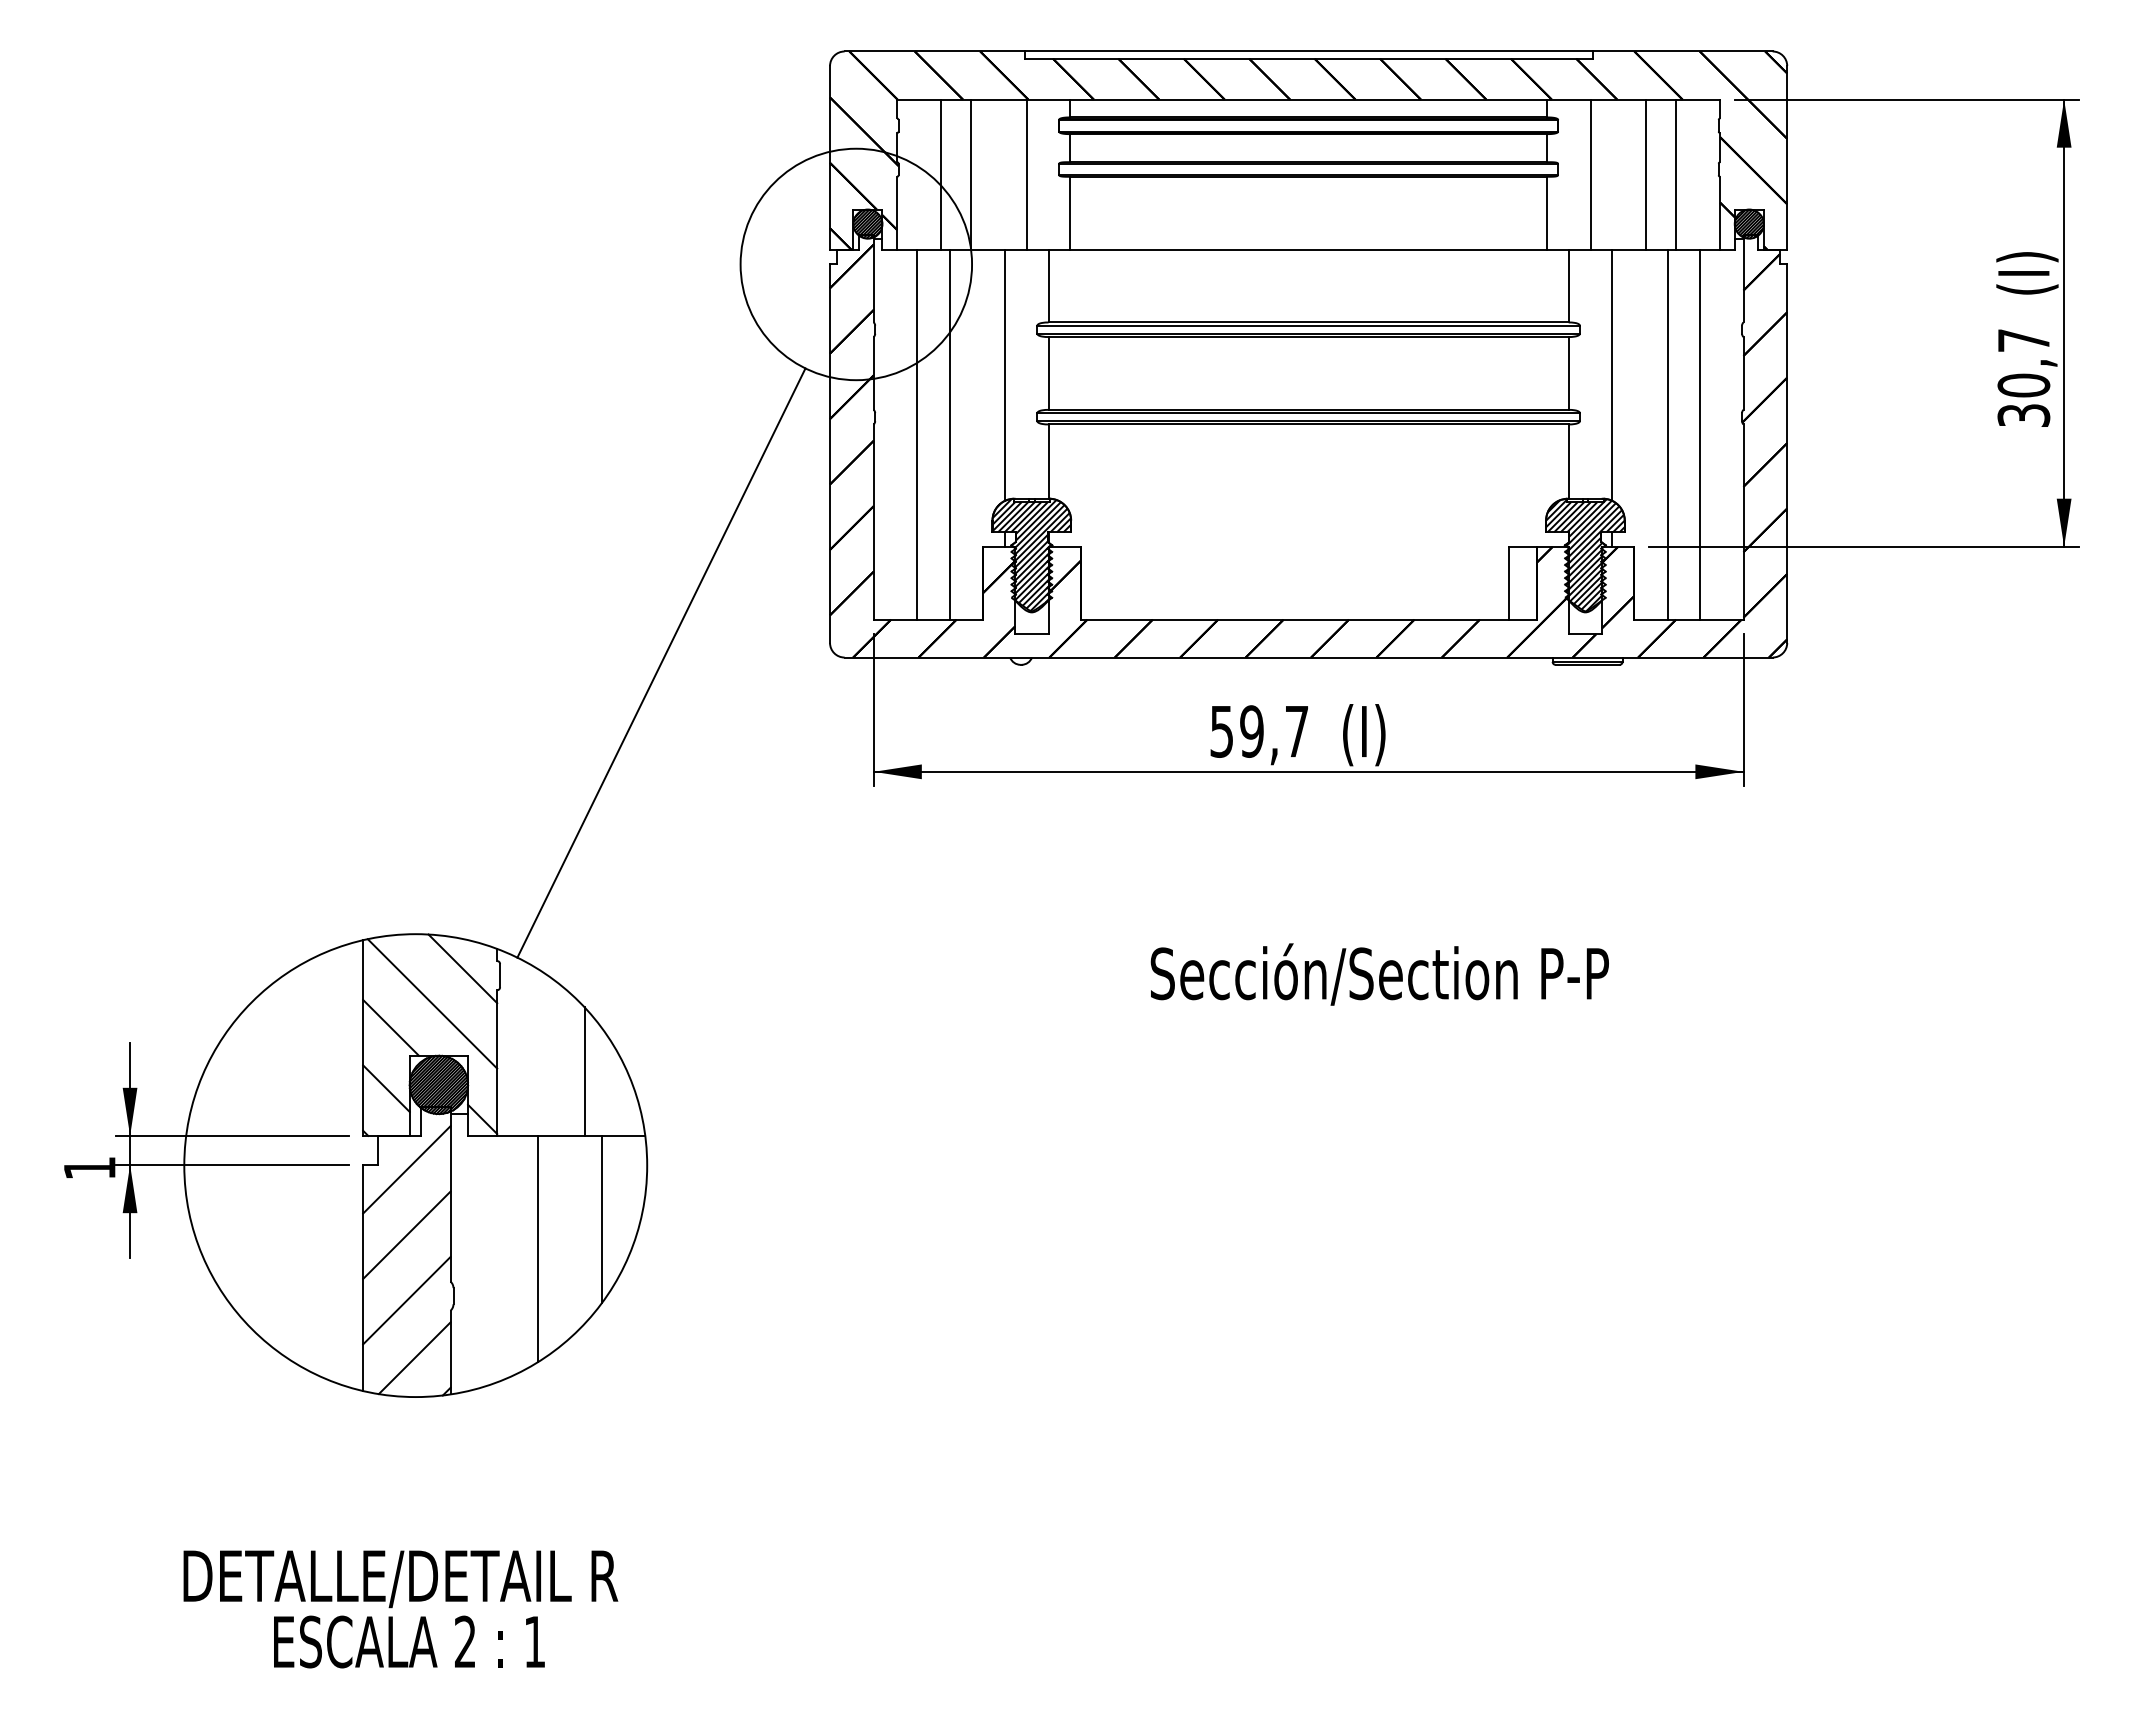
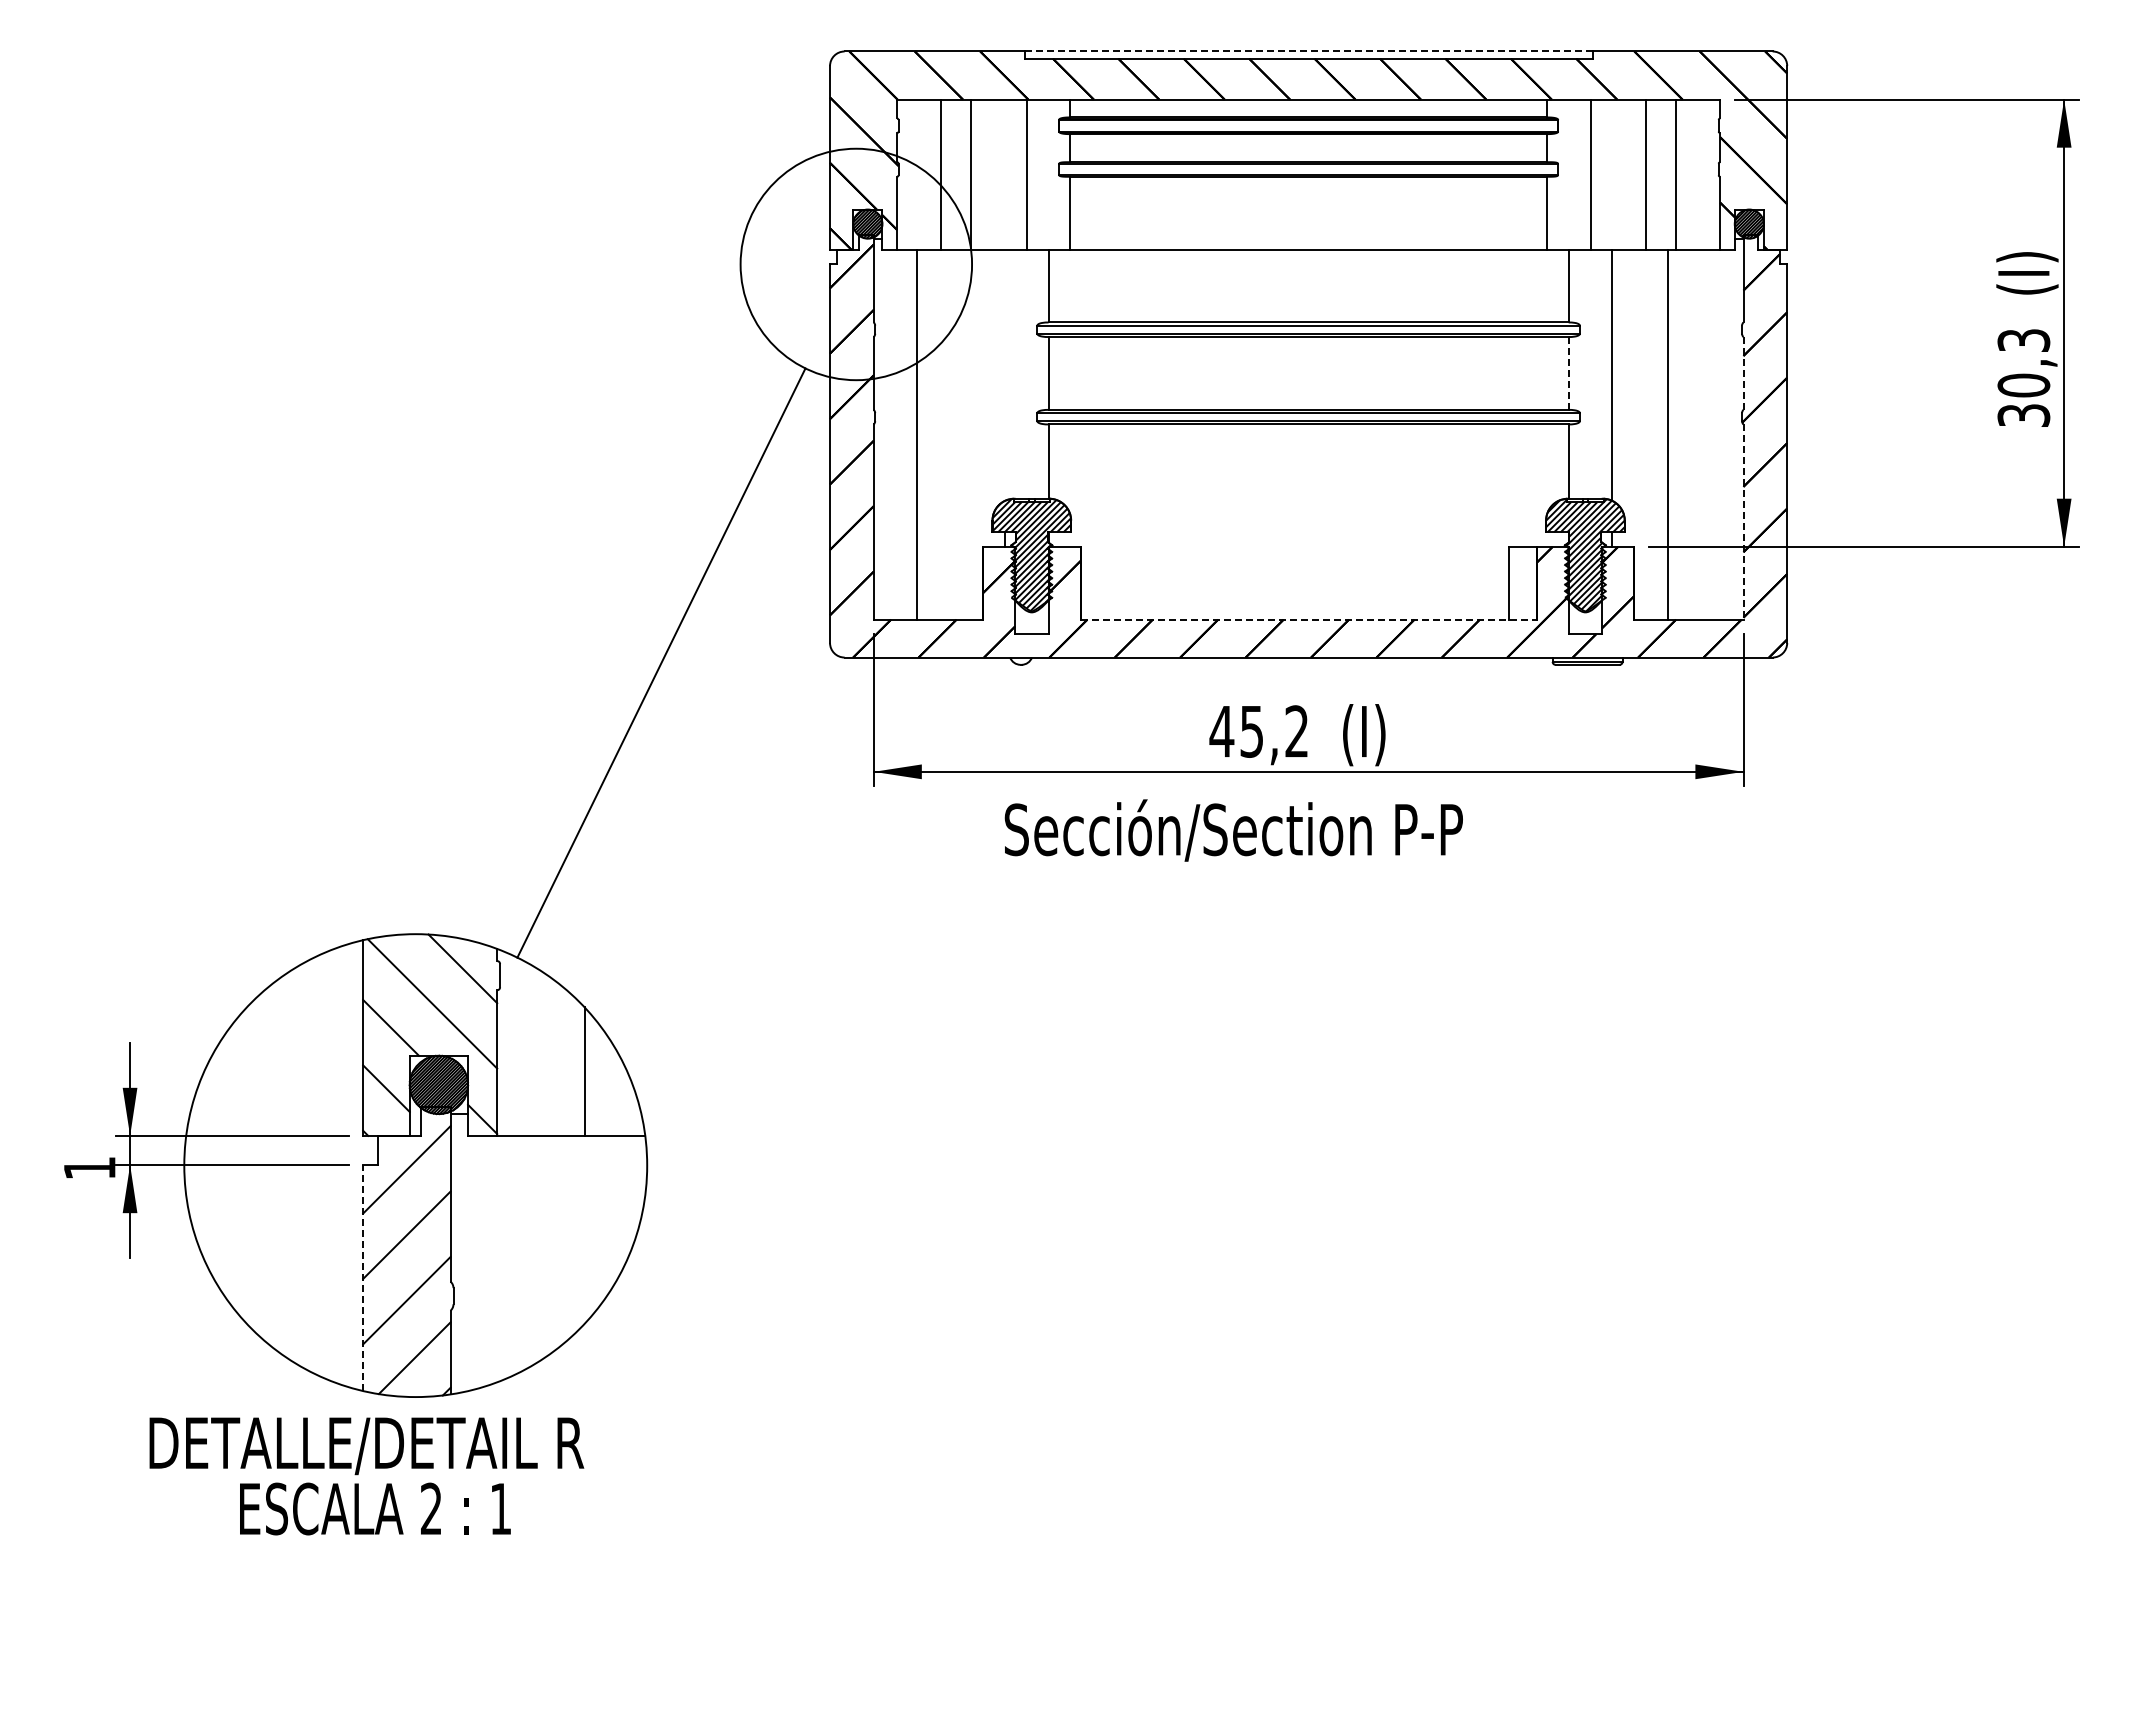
line: solid -> dashed (1308, 51)
text: 30,7 -> 30,3 (2023, 340)
line: solid -> dashed (1568, 372)
line: solid -> dashed (1743, 373)
line: present -> none (1004, 374)
line: present -> none (949, 434)
line: present -> none (1699, 434)
line: solid -> dashed (1743, 522)
line: solid -> dashed (1309, 619)
text: 59,7 -> 45,2 (1258, 731)
text position: (1379, 974) -> (1233, 830) (1233, 830)
line: present -> none (602, 1218)
line: present -> none (538, 1248)
line: solid -> dashed (363, 1278)
text position: (400, 1609) -> (366, 1476) (366, 1476)
